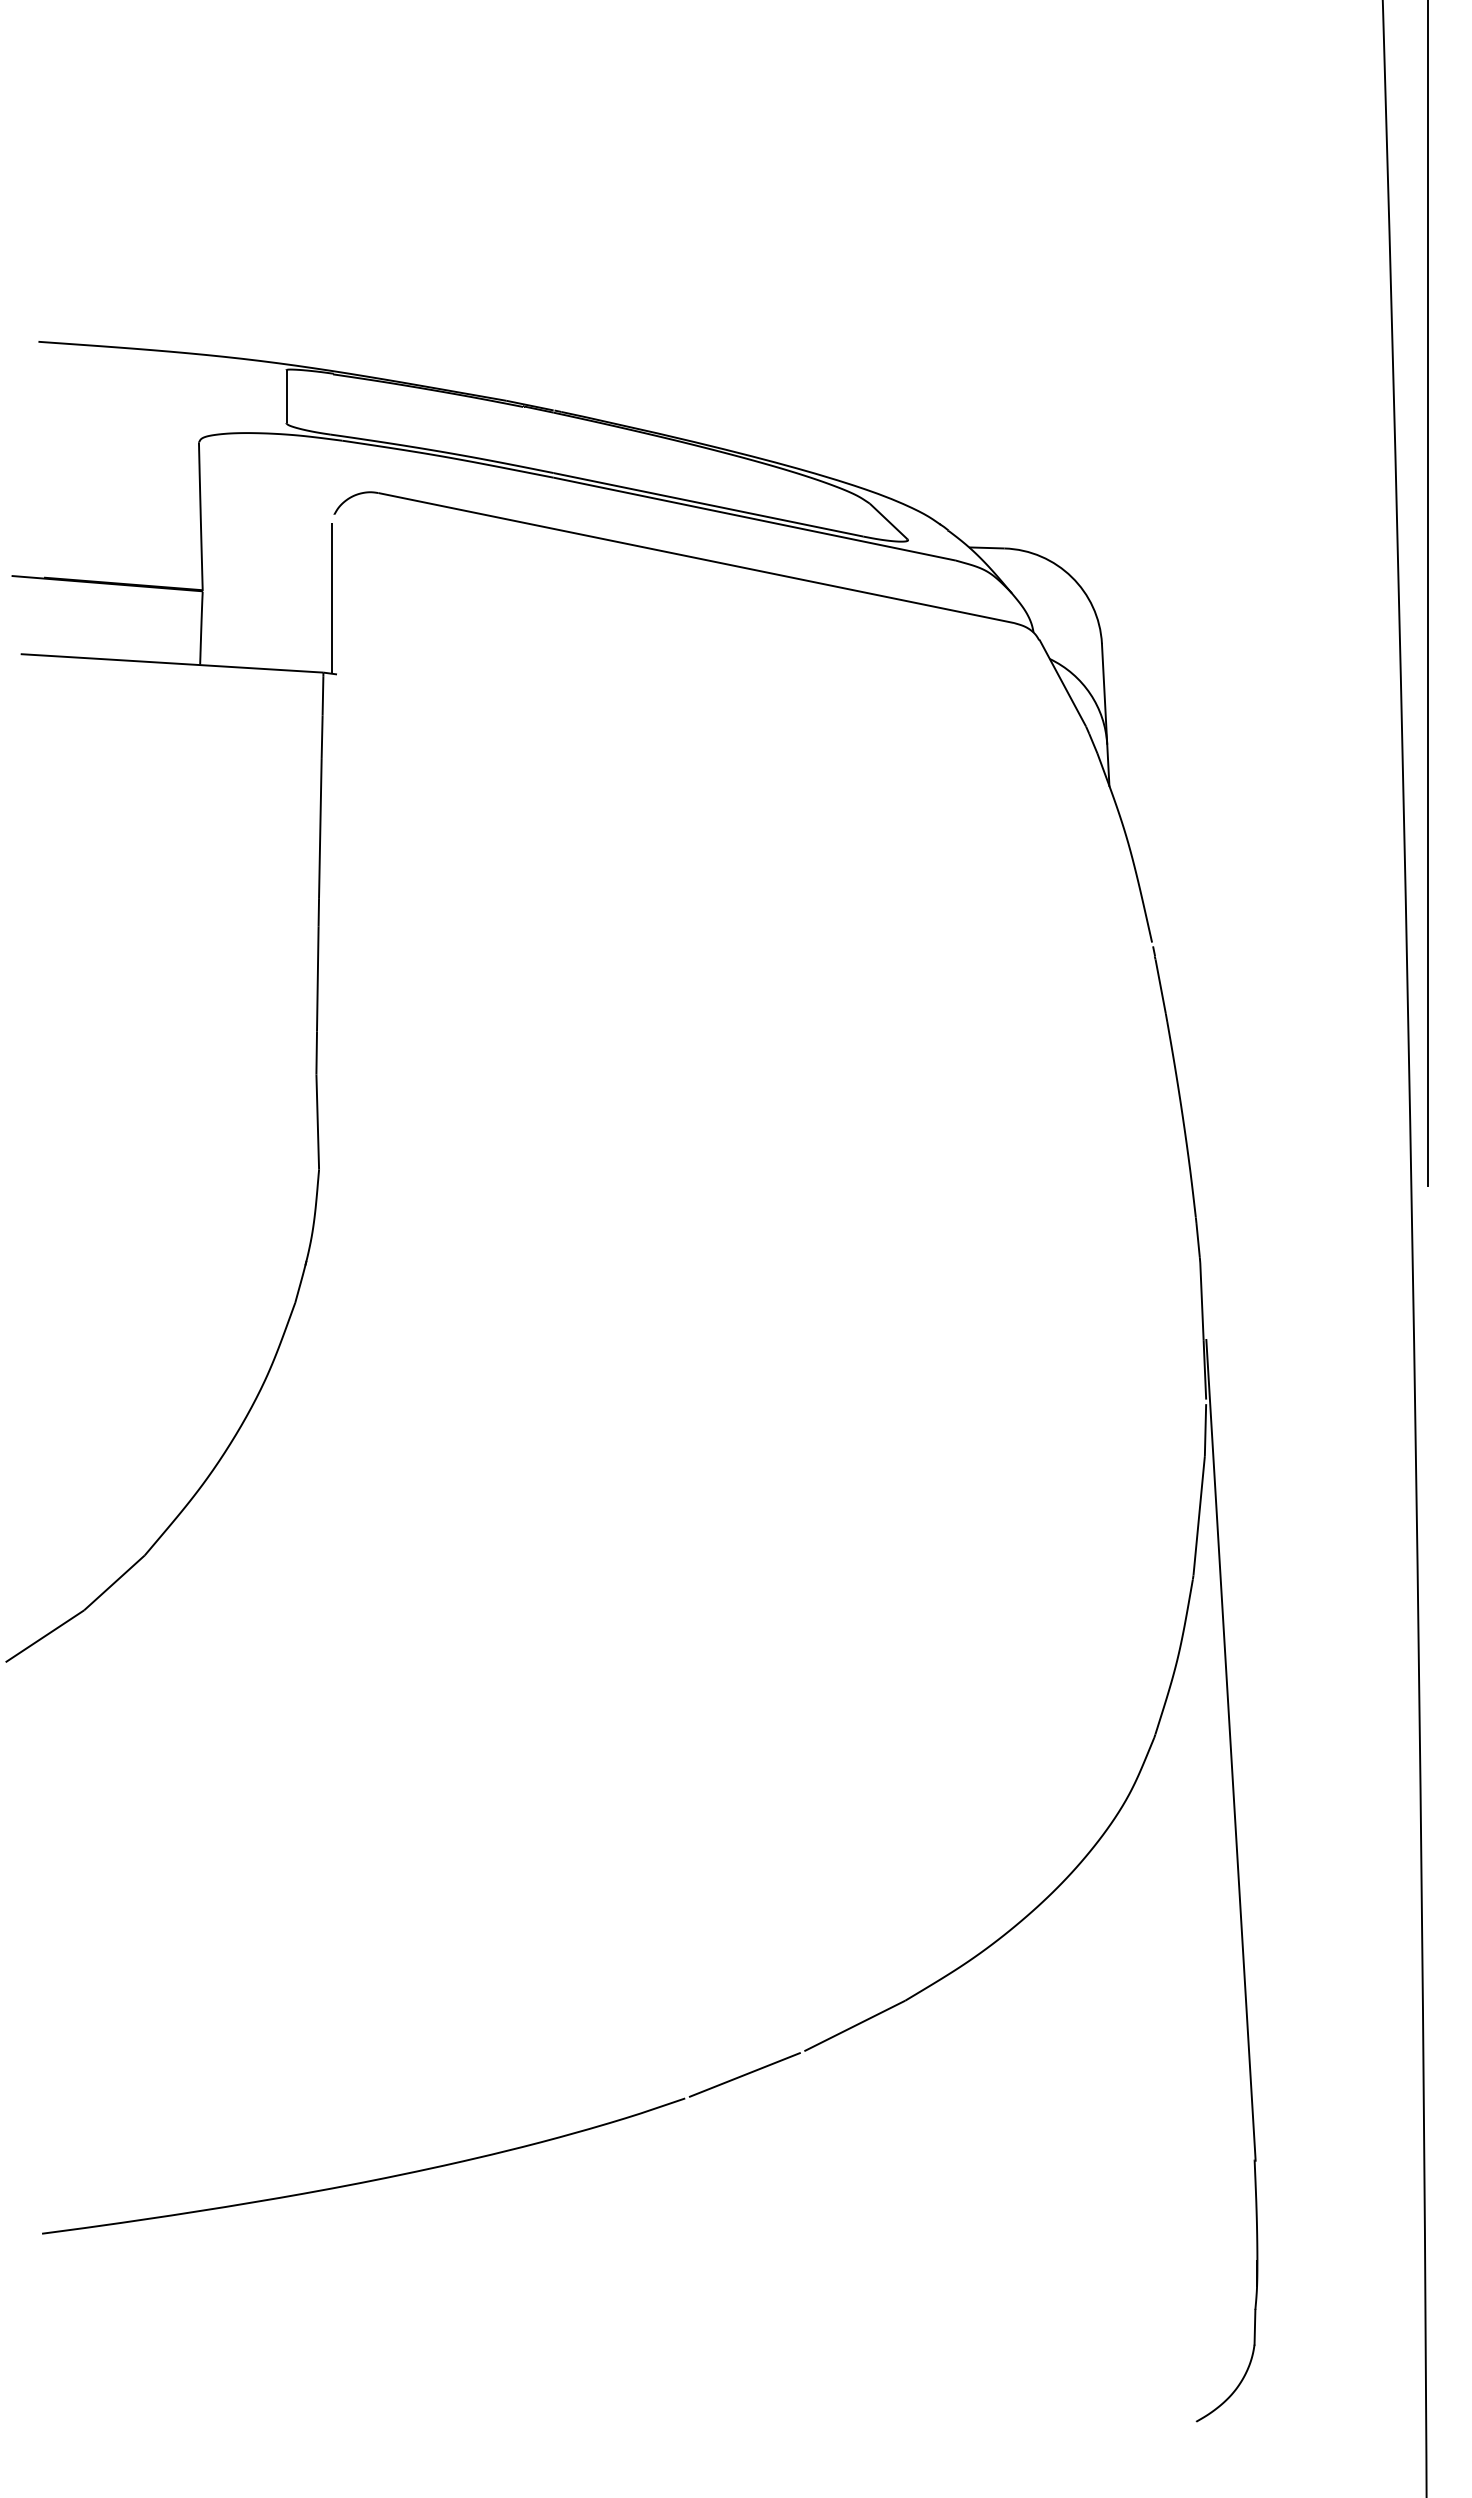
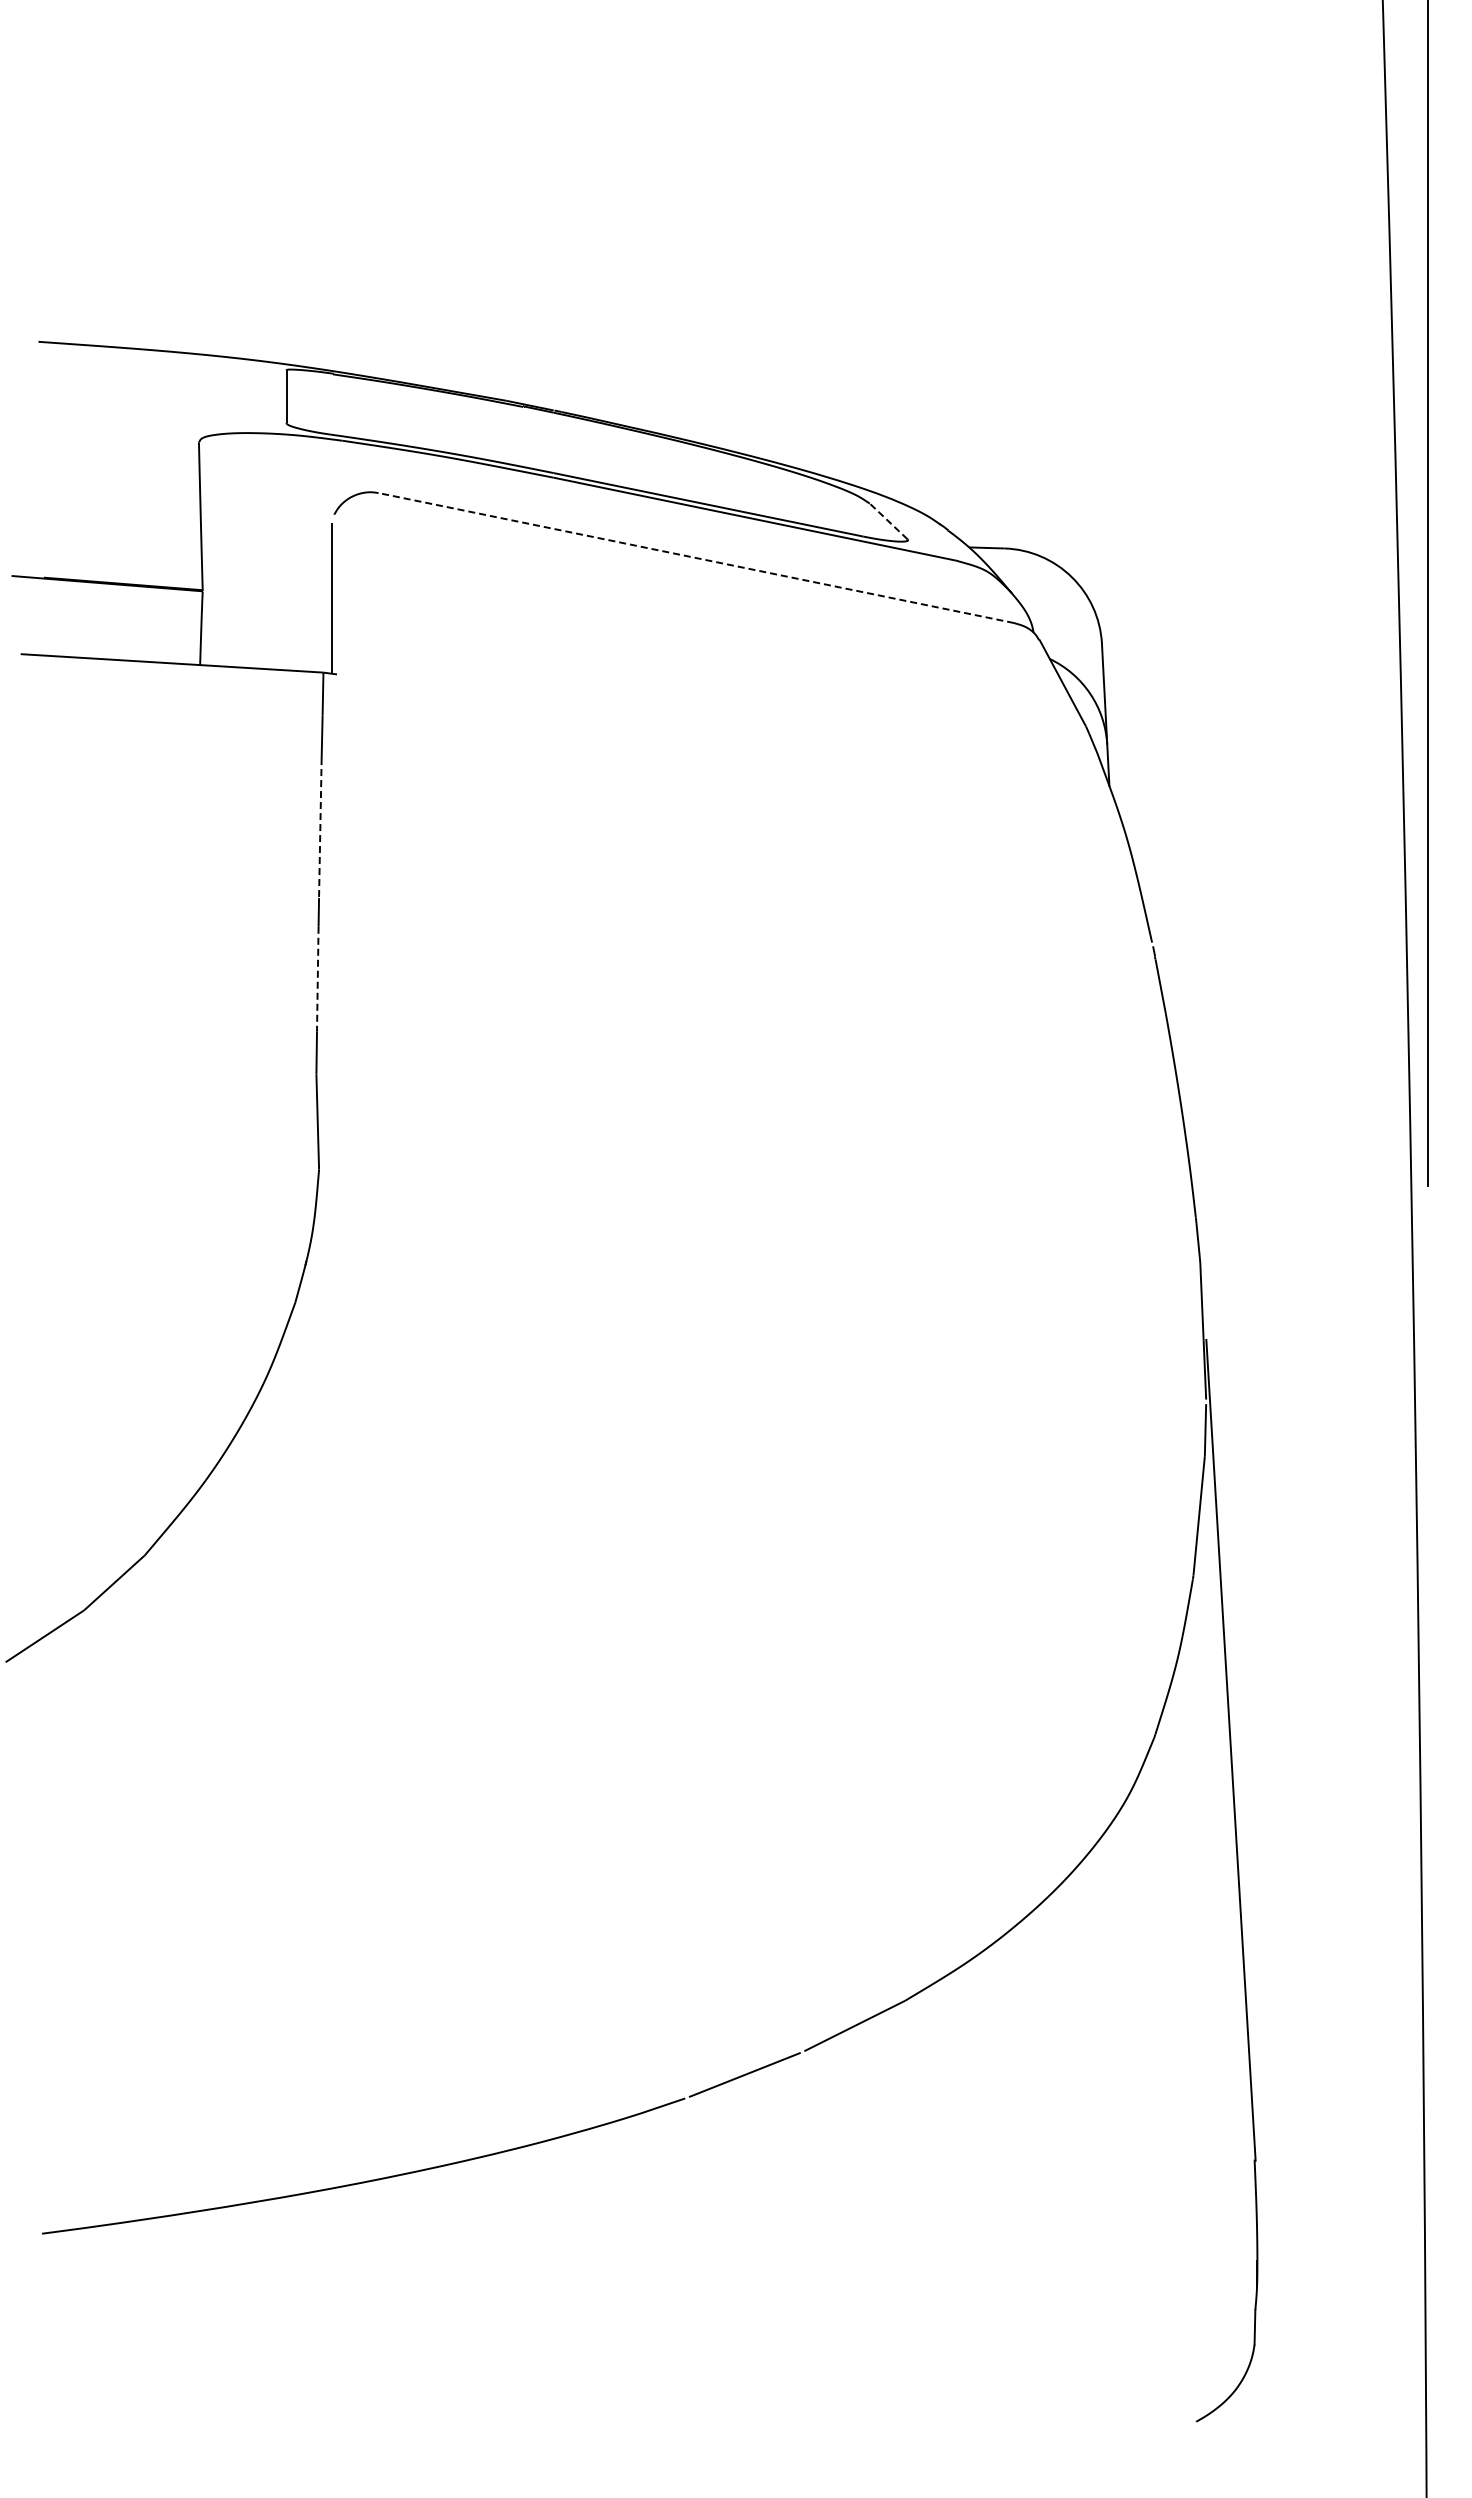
line: solid -> dashed (888, 521)
line: solid -> dashed (695, 557)
line: solid -> dashed (320, 828)
line: solid -> dashed (317, 979)
